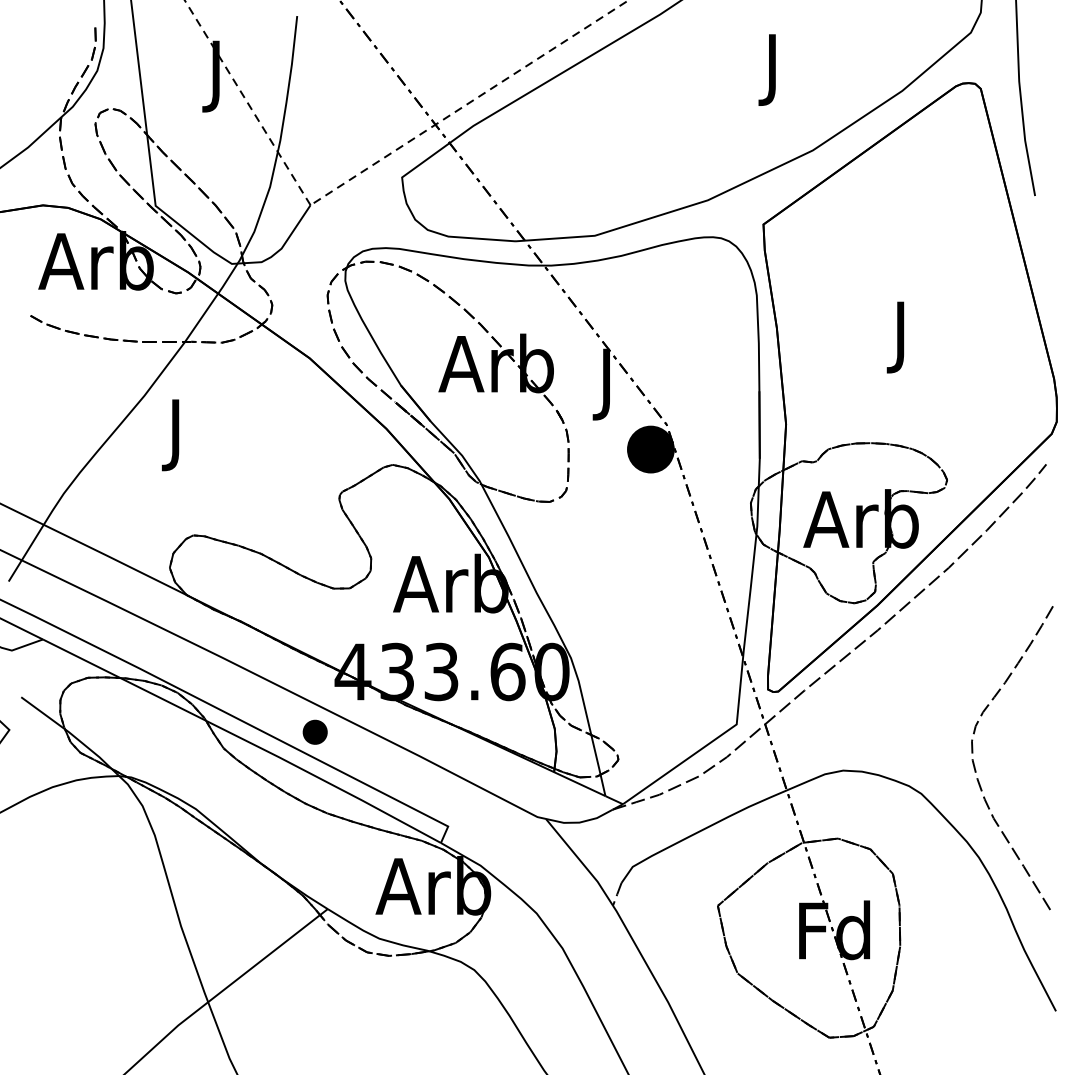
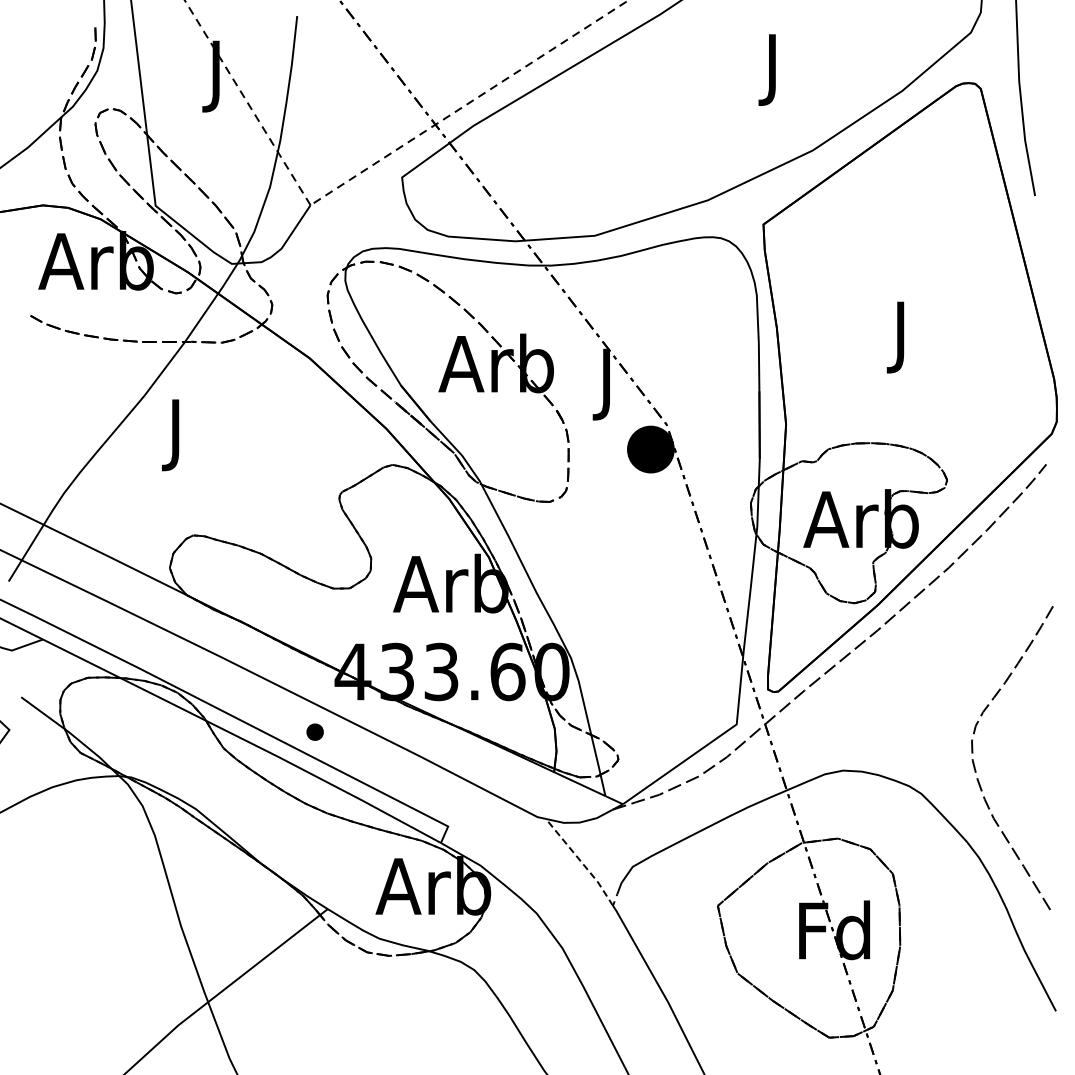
part size: 26x26 px -> 18x18 px (314, 731)
line: solid -> dashed (581, 861)
